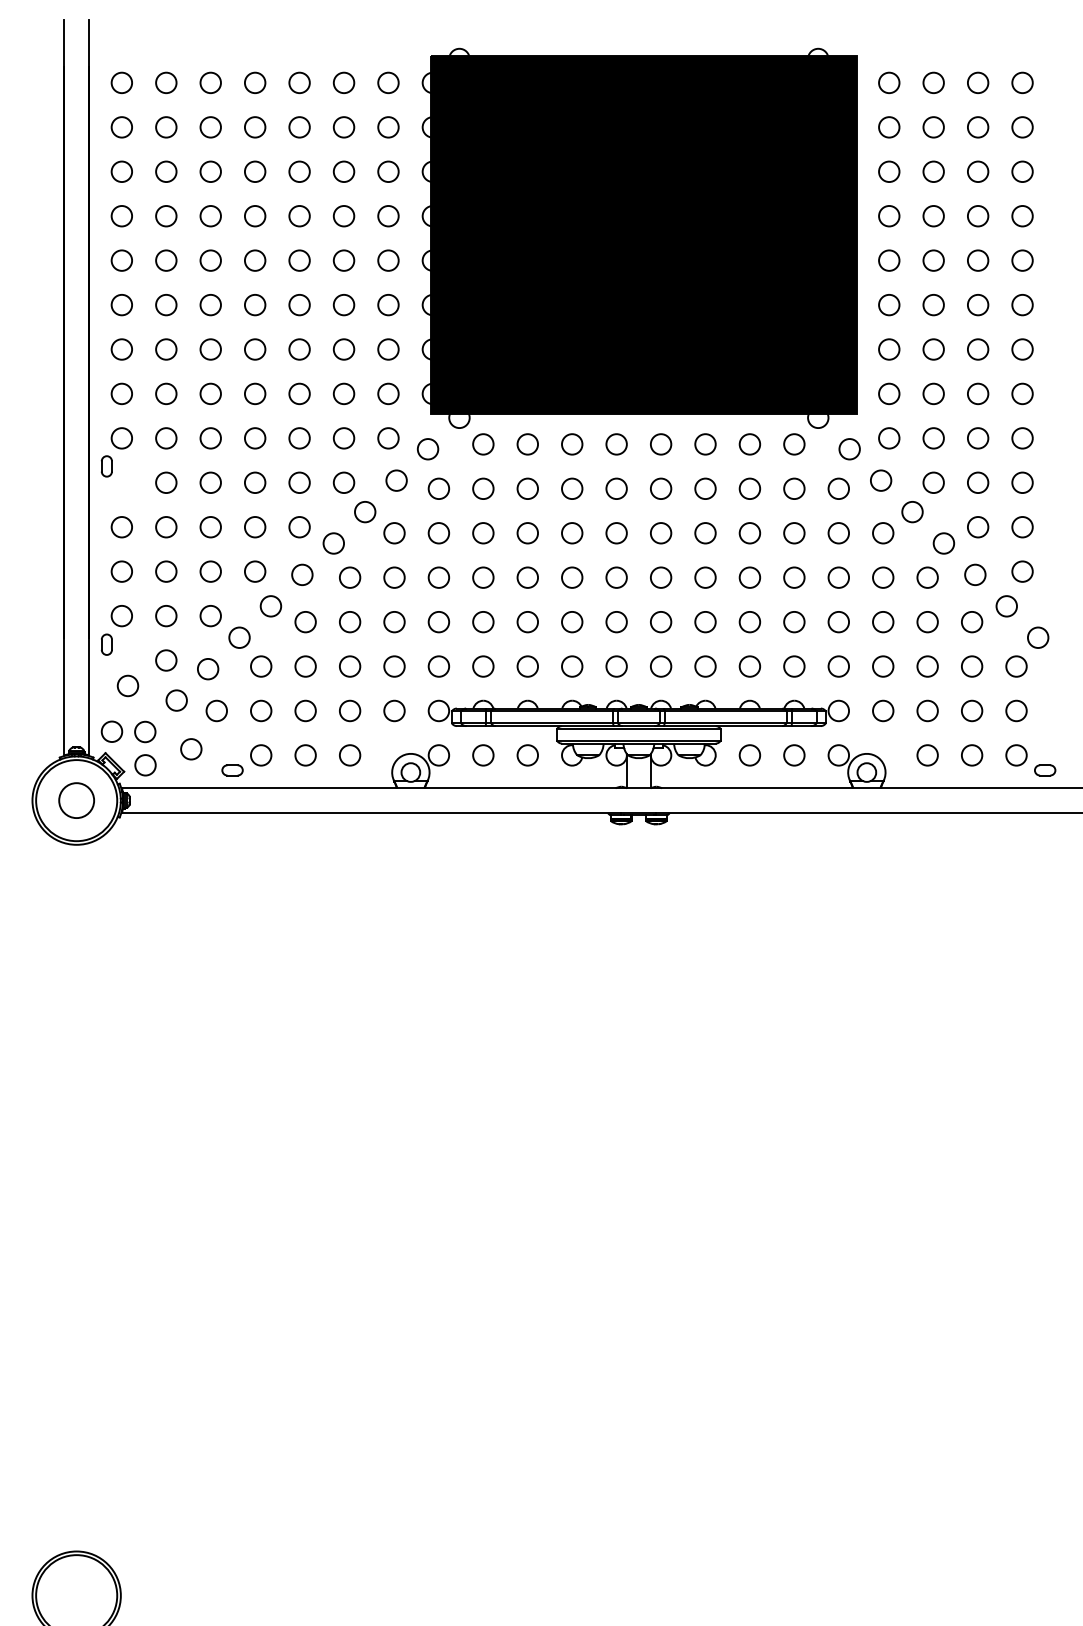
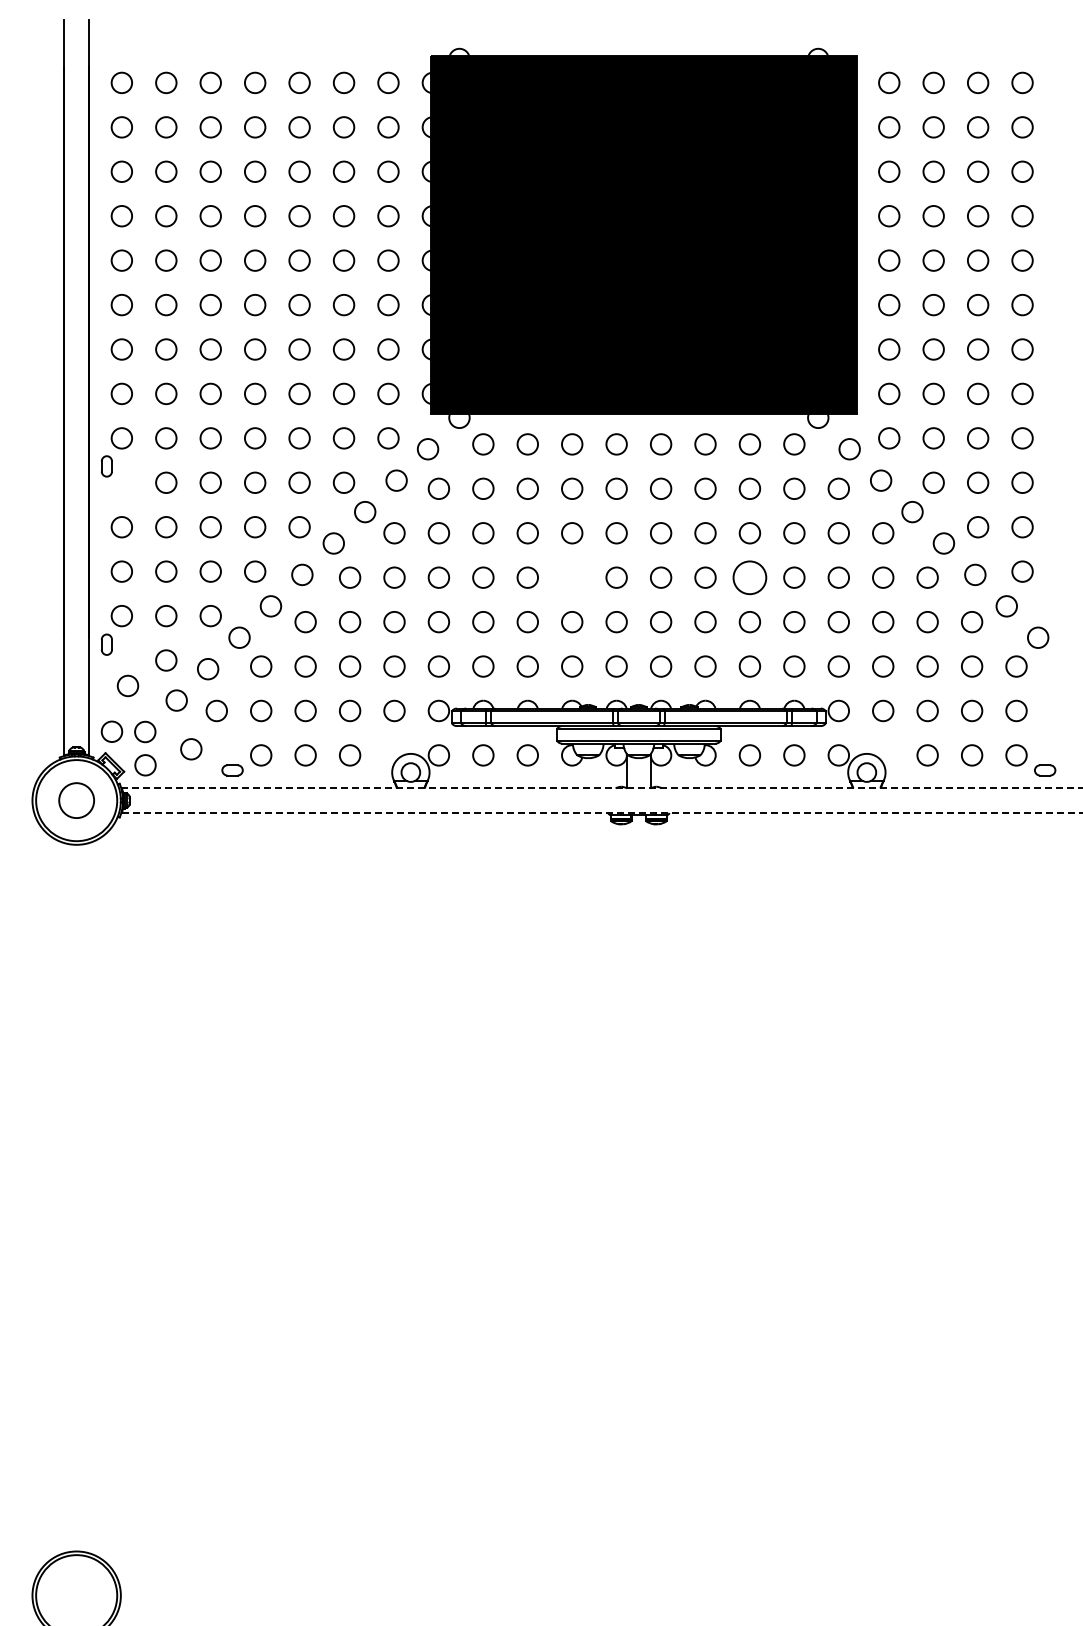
circle: present -> none (572, 577)
circle size: 24x23 px -> 36x36 px (749, 577)
line: solid -> dashed (601, 788)
line: solid -> dashed (602, 812)
